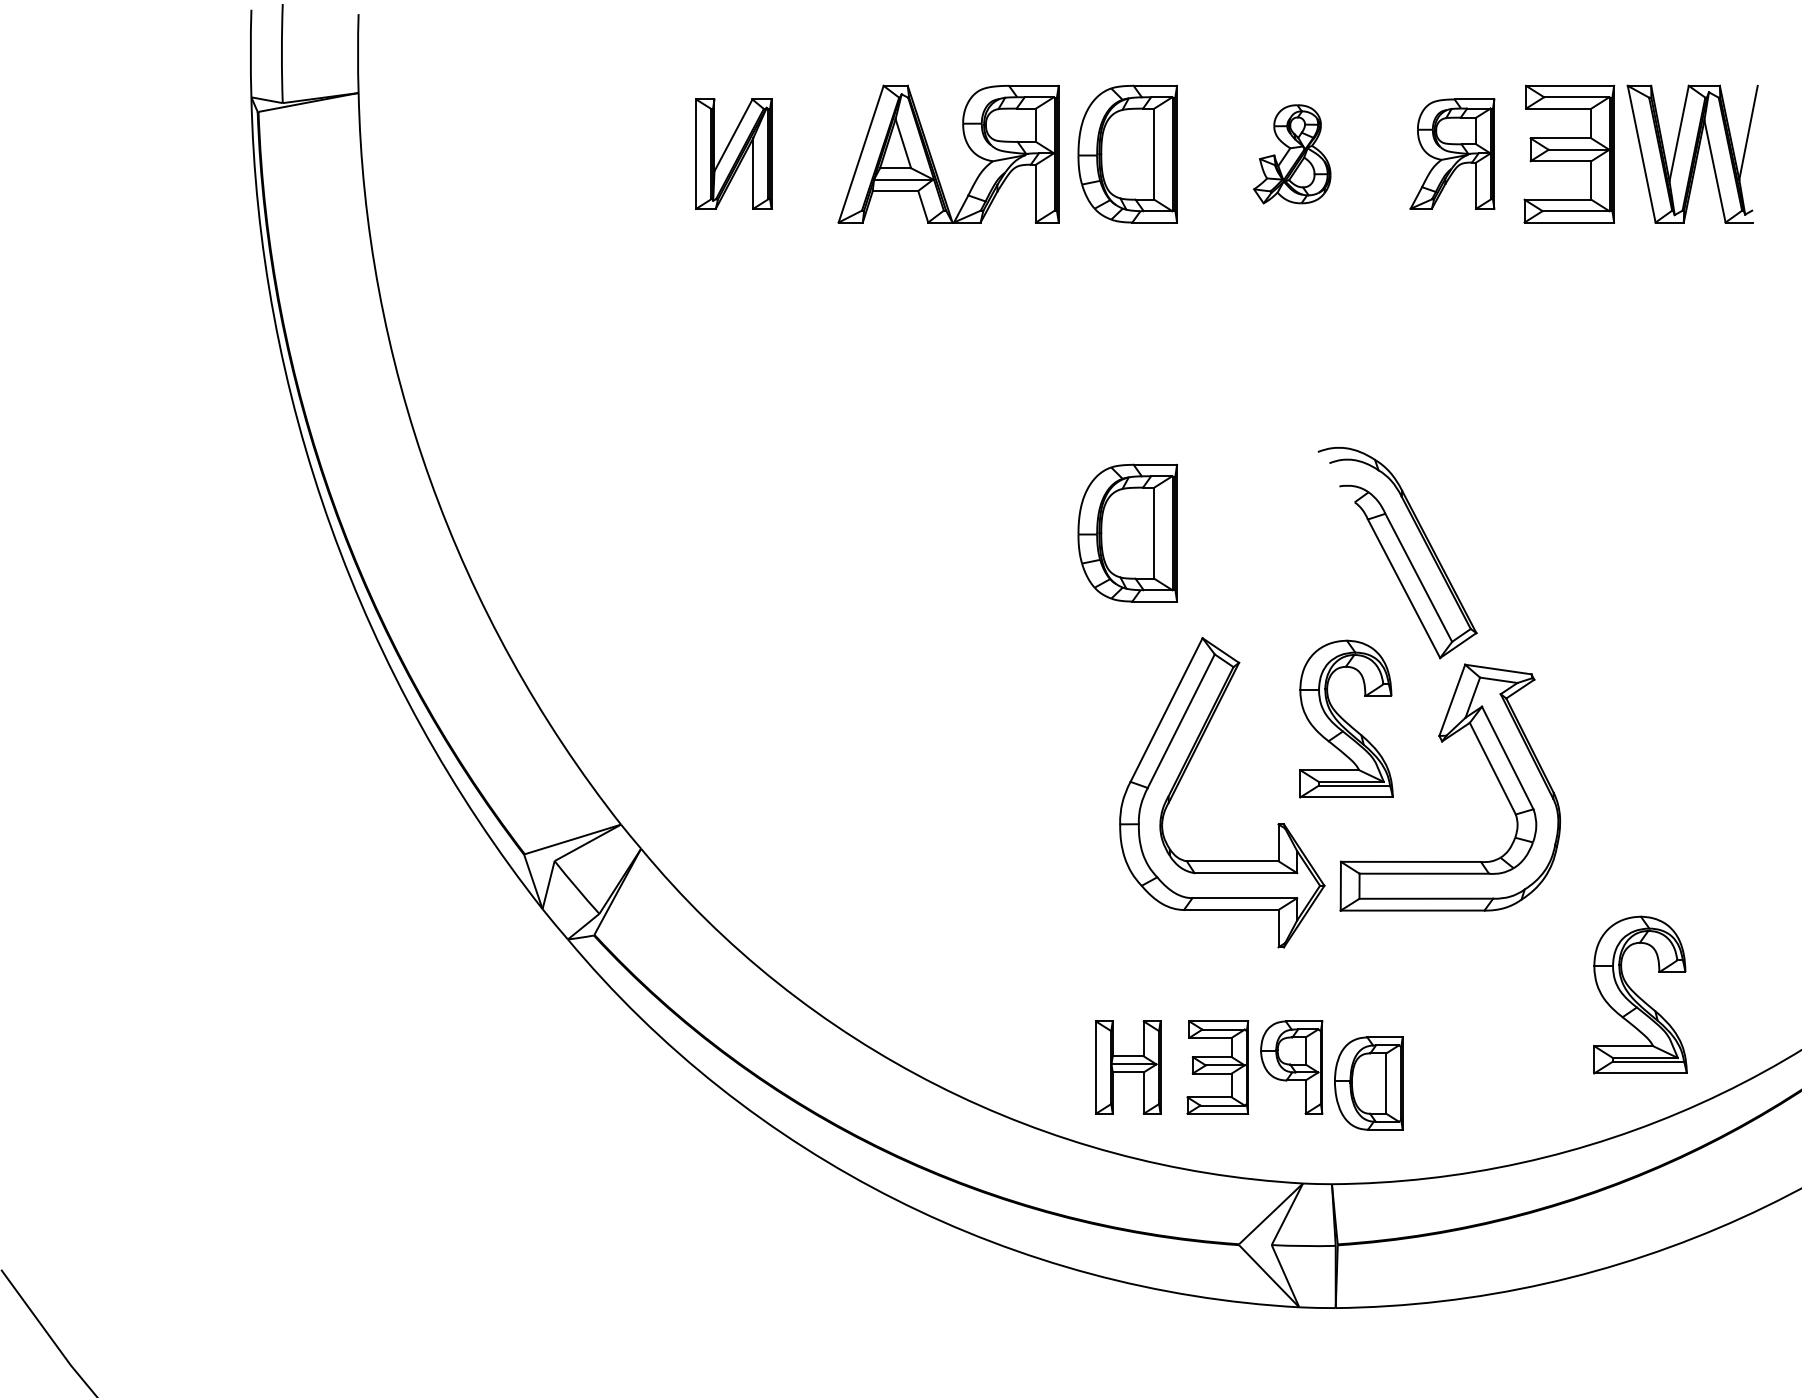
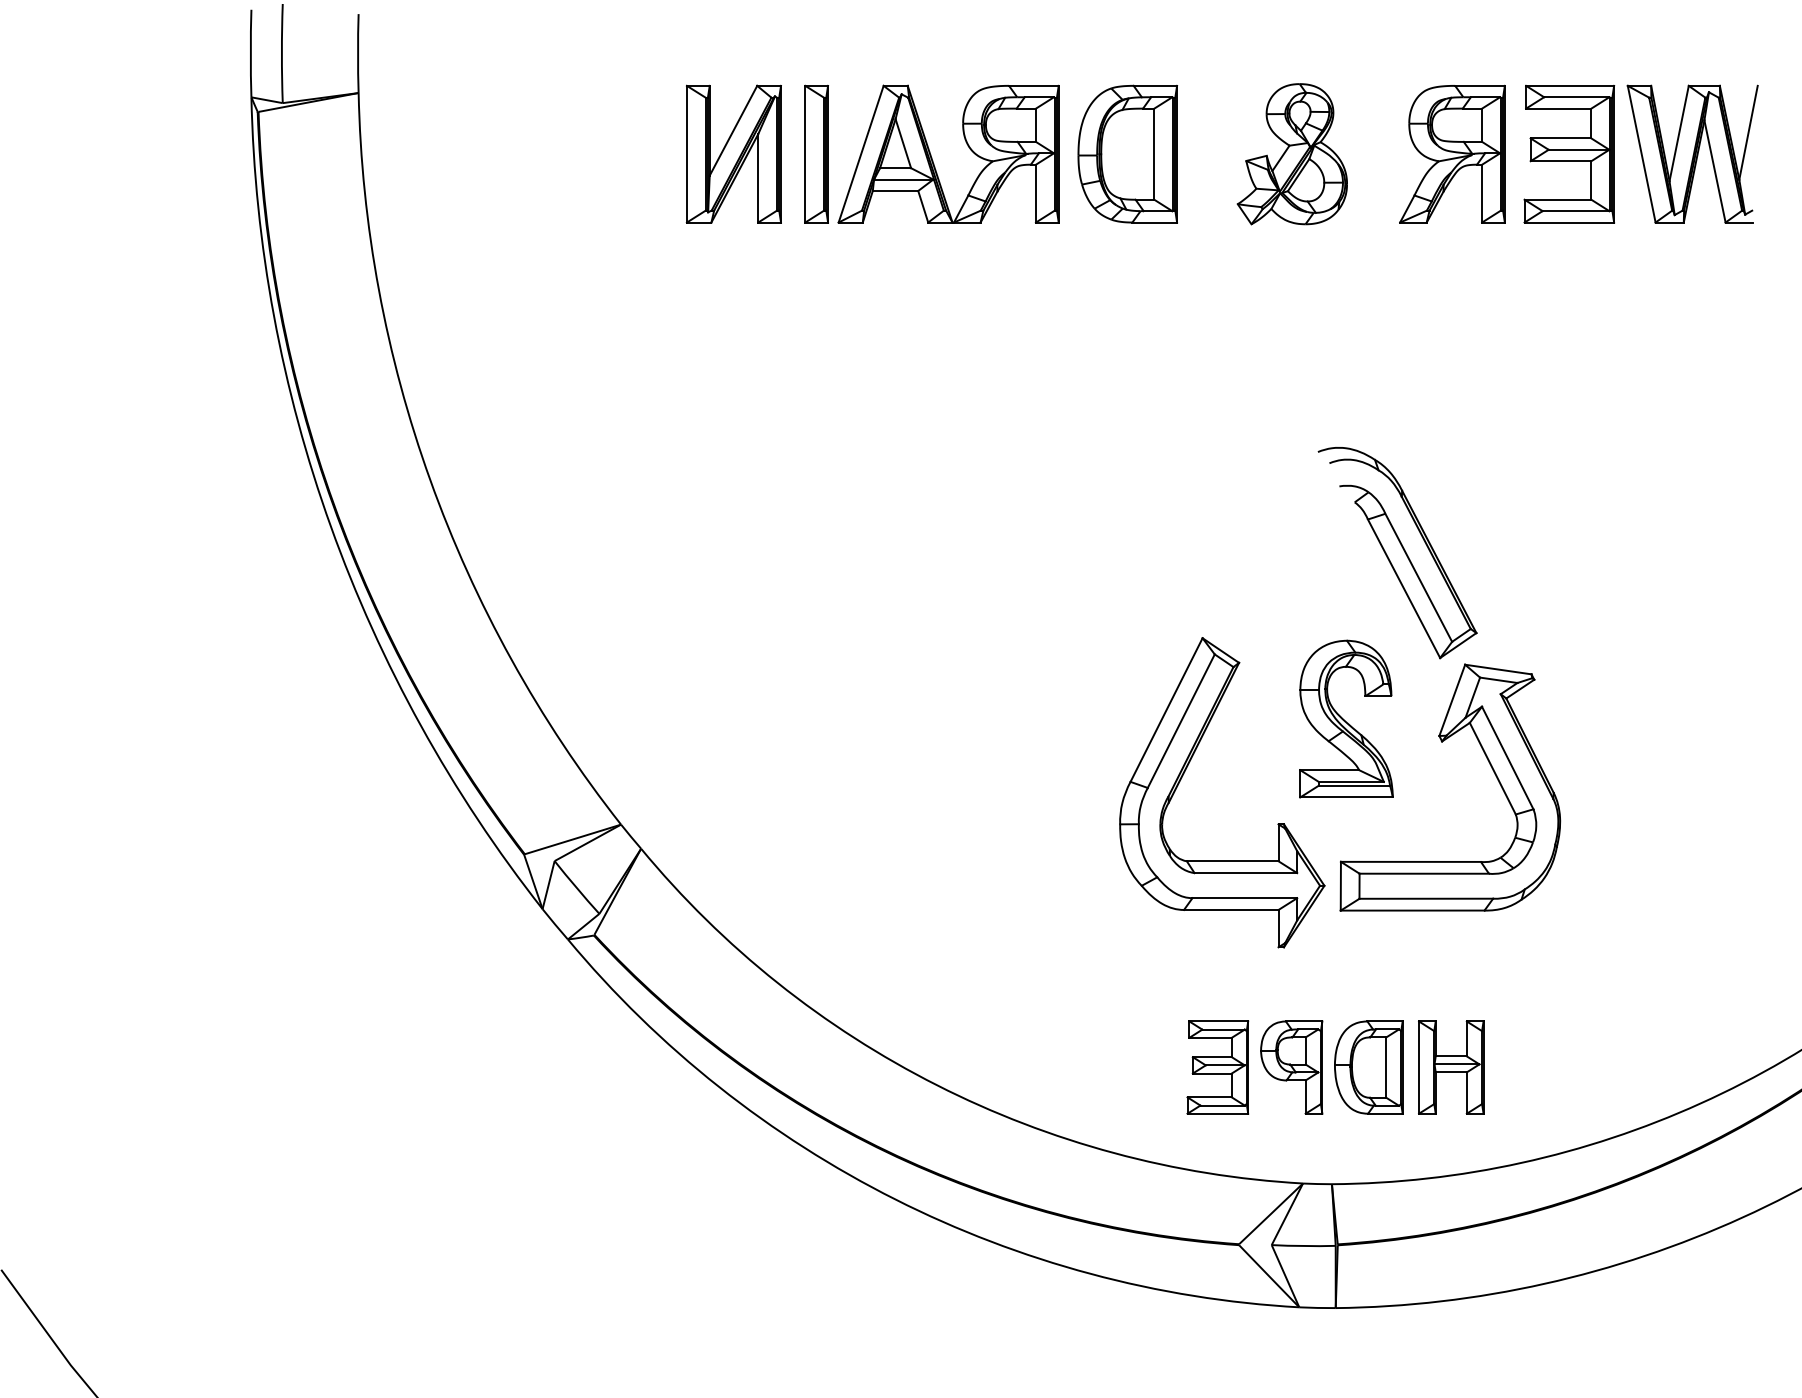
part size: 78x112 px -> 97x140 px (733, 153)
part: none -> present (816, 153)
part size: 87x112 px -> 107x140 px (1452, 153)
part size: 79x101 px -> 112x143 px (1291, 154)
part: present -> none (1127, 532)
part: present -> none (1640, 994)
part position: (1128, 1067) -> (1451, 1067) (1451, 1067)
part position: (1368, 1083) -> (1368, 1067) (1368, 1067)
